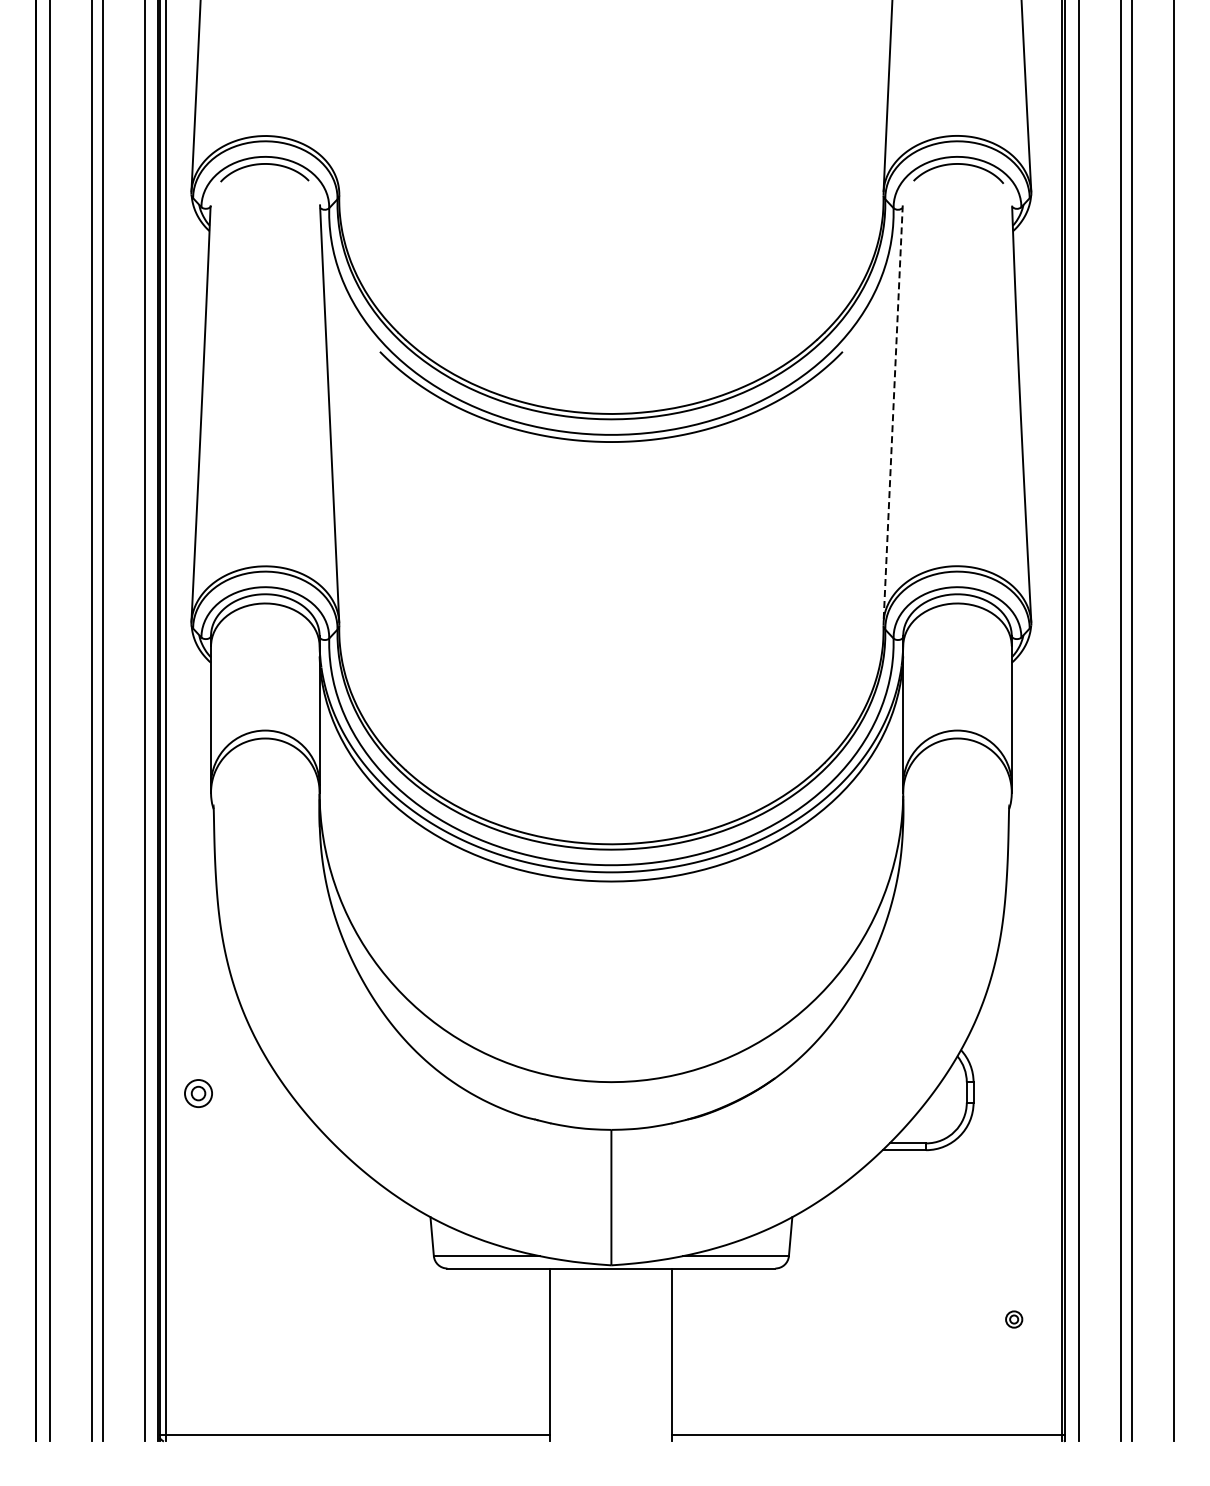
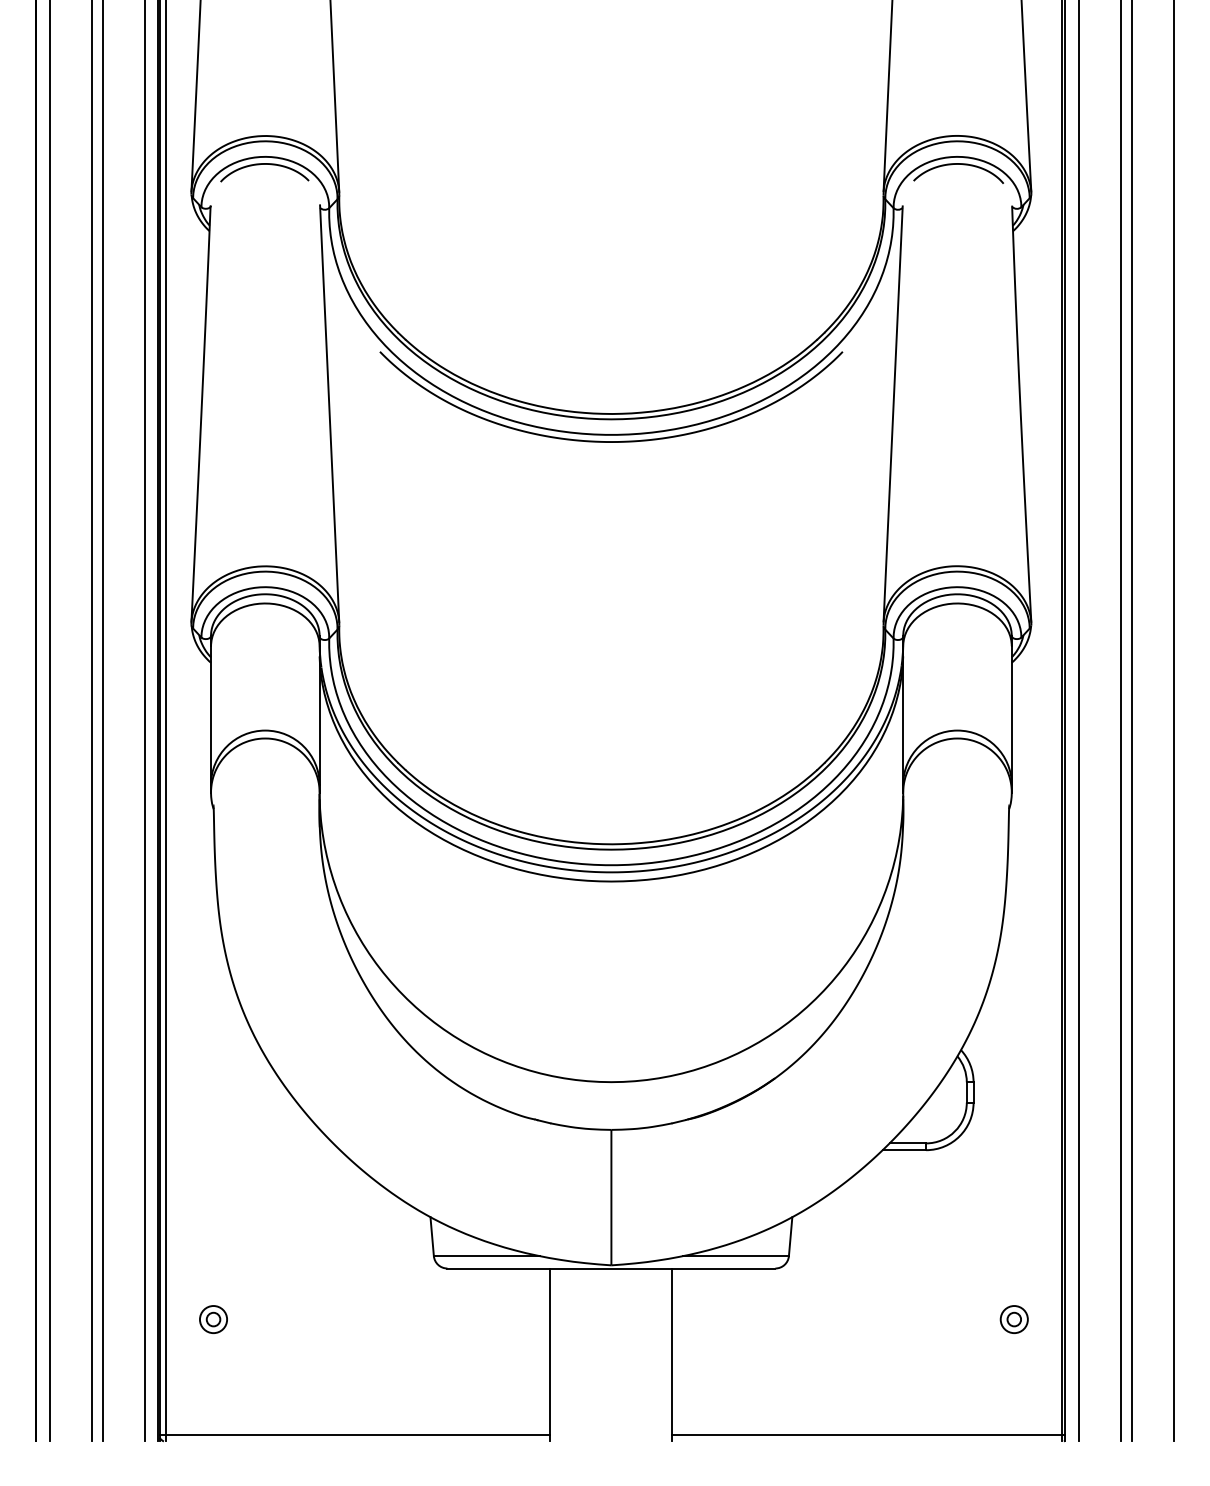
line: none -> present (334, 96)
line: dashed -> solid (893, 413)
part position: (198, 1093) -> (213, 1319) (213, 1319)
part size: 19x19 px -> 30x29 px (1013, 1319)
